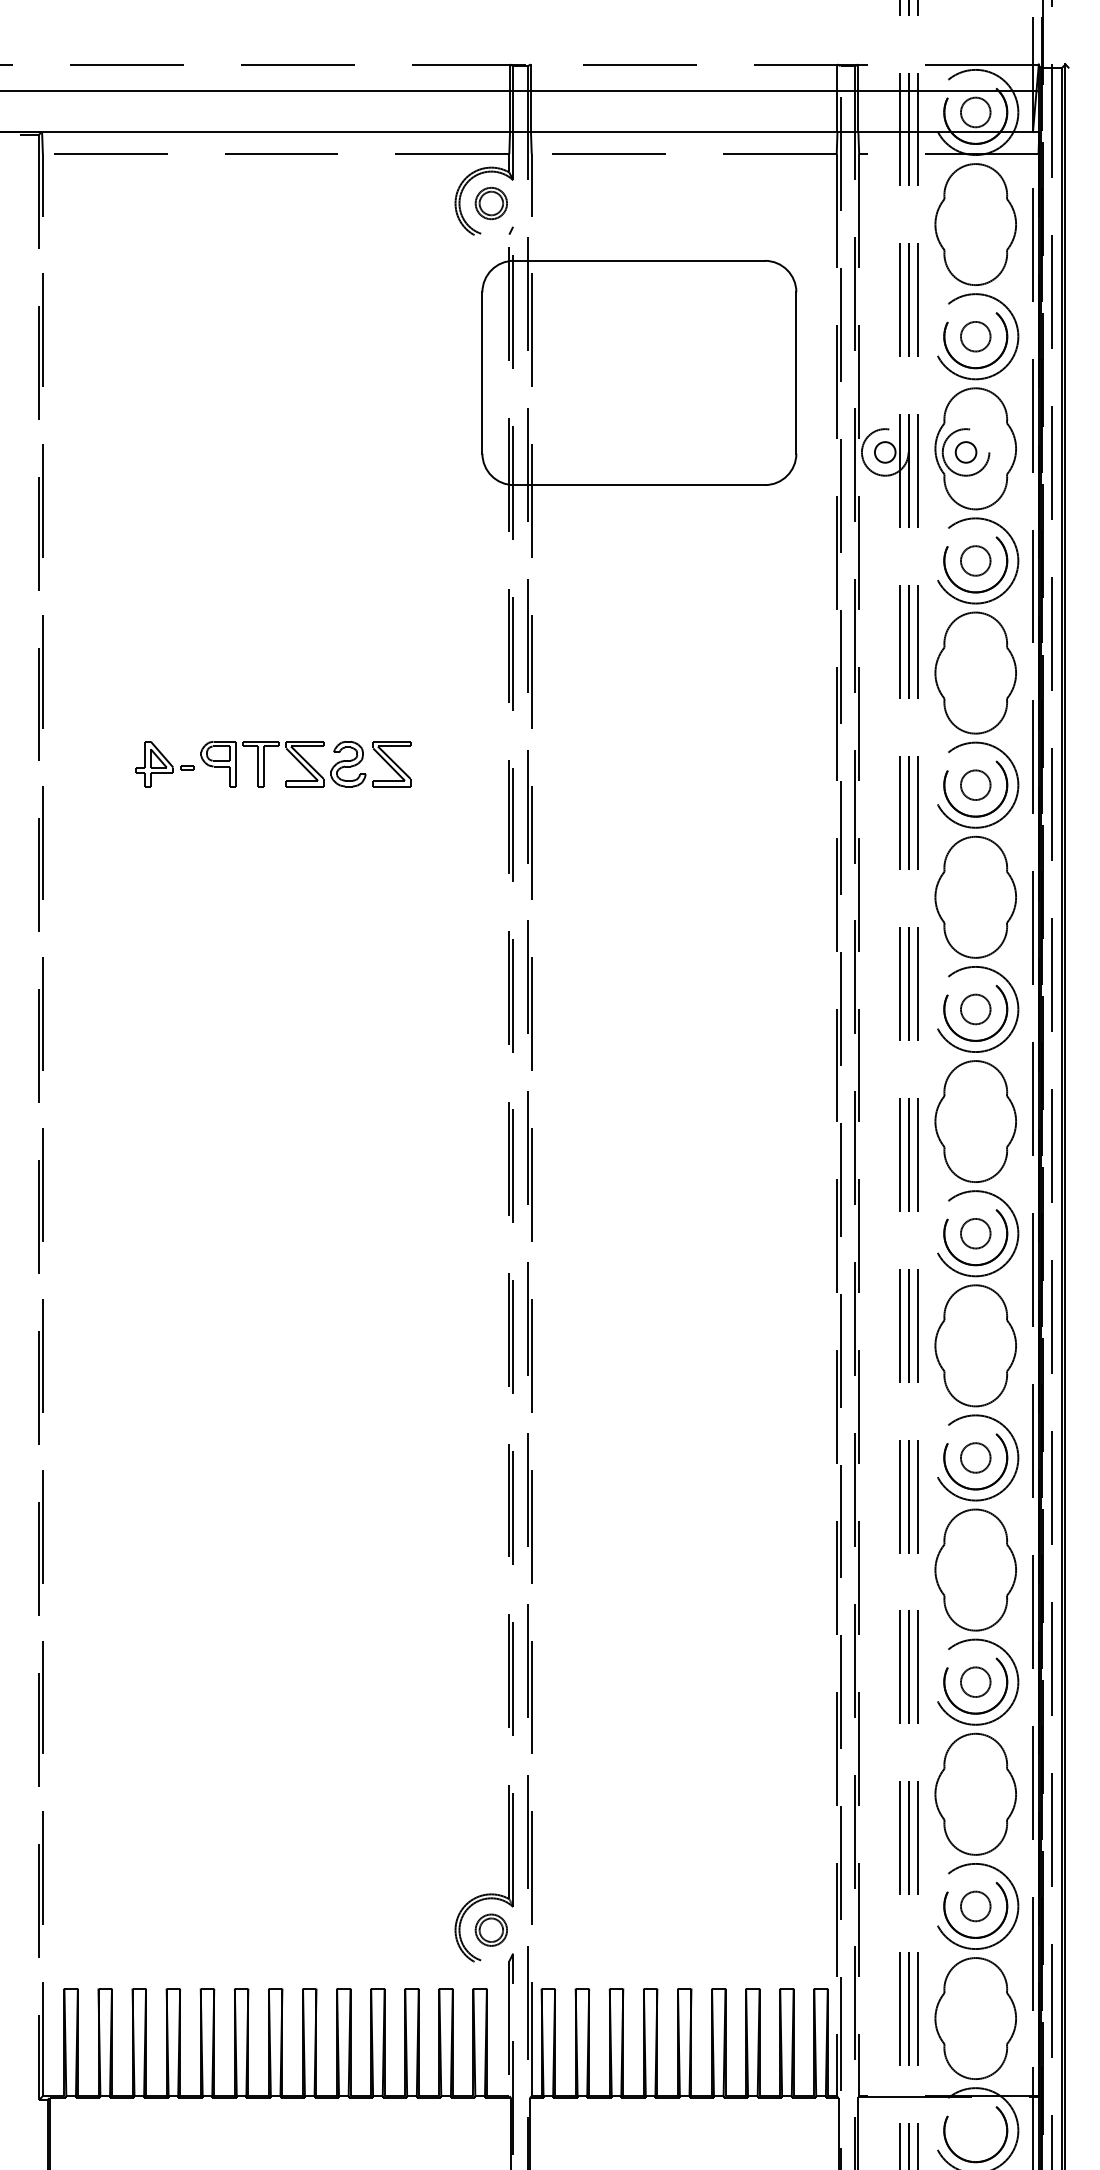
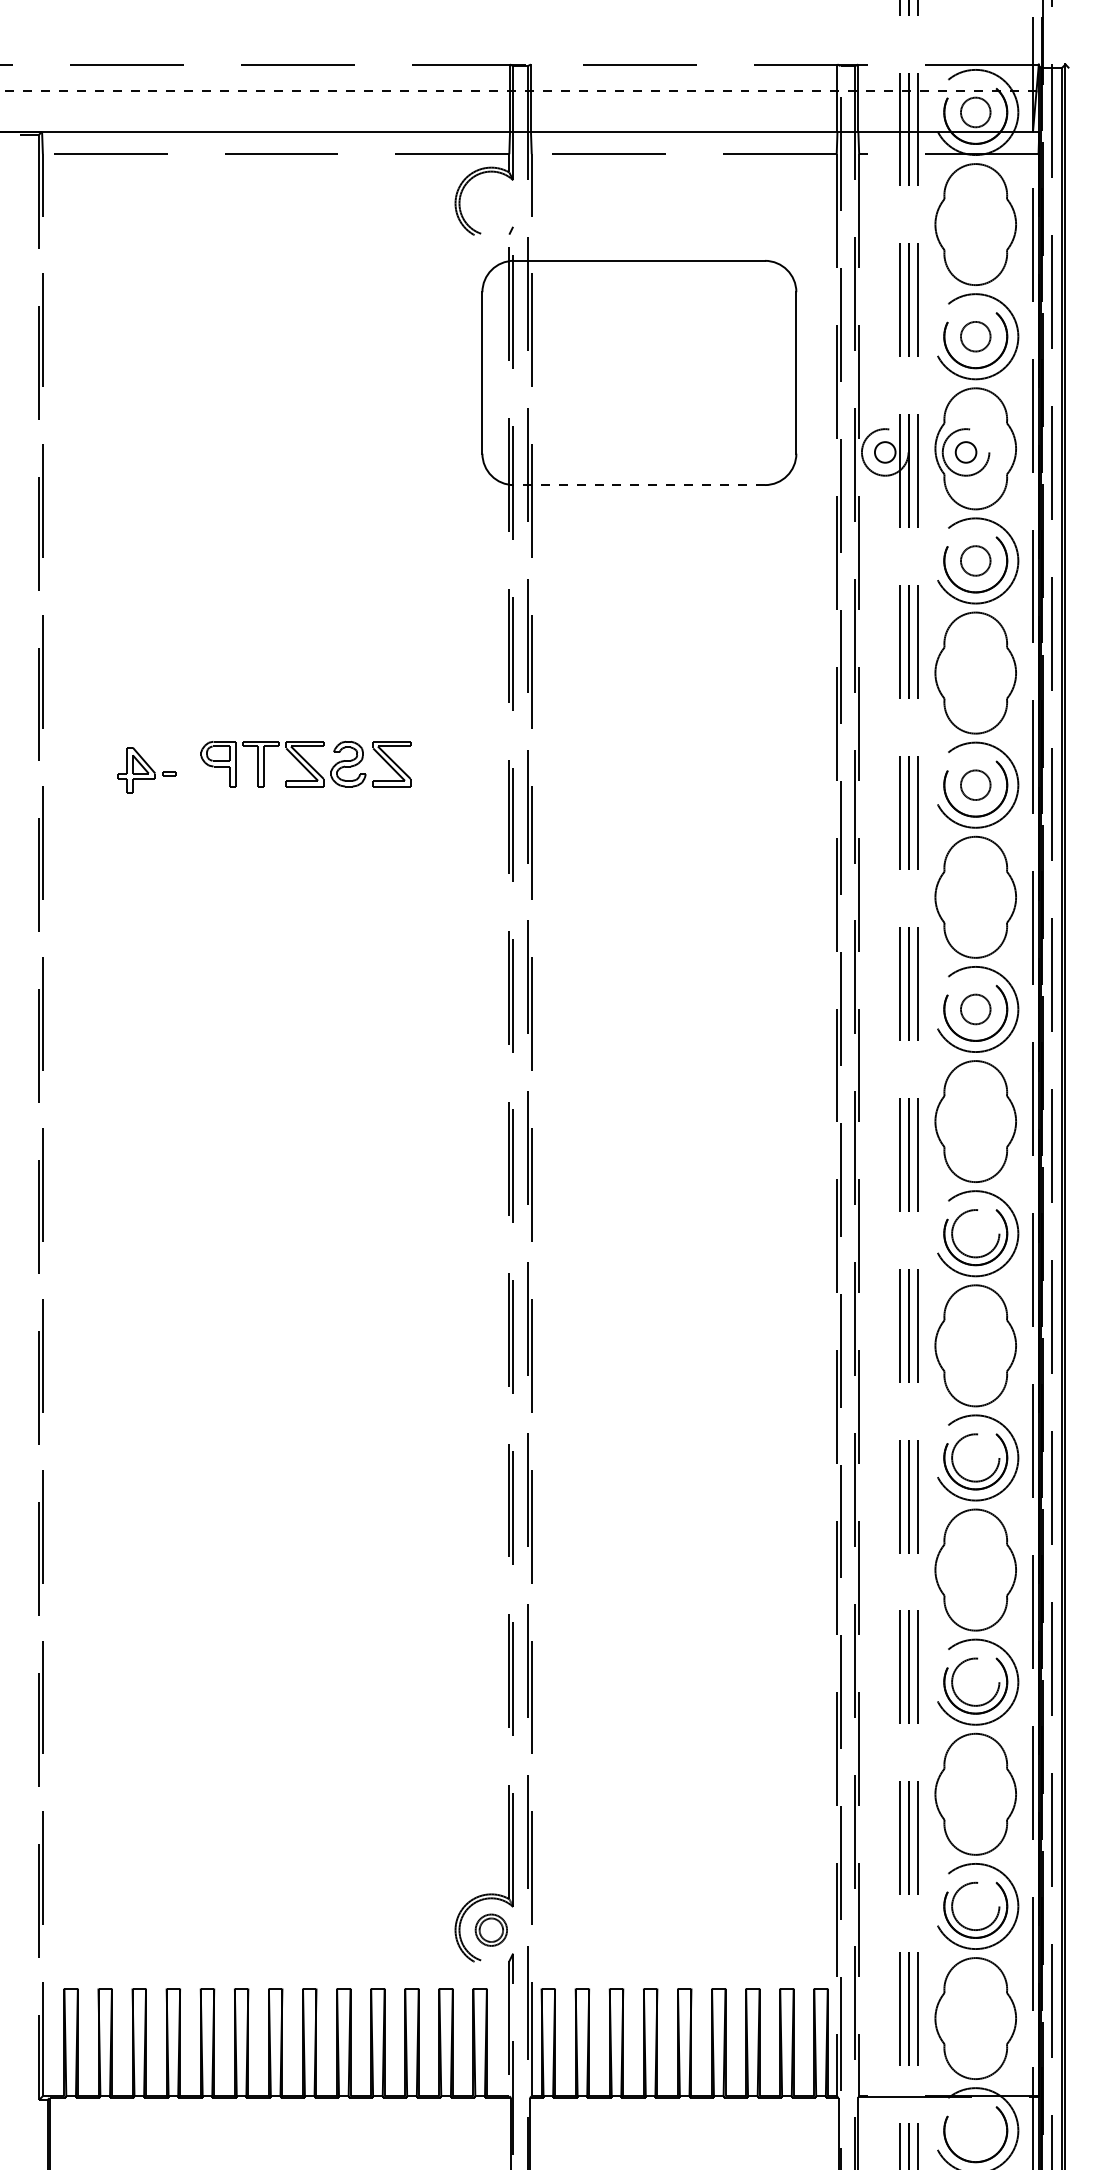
line: solid -> dashed (518, 91)
part: present -> none (490, 203)
line: solid -> dashed (639, 485)
part position: (164, 764) -> (146, 770) (146, 770)
circle diameter: 30 px -> 47 px (975, 1233)
circle diameter: 30 px -> 47 px (975, 1457)
circle diameter: 30 px -> 47 px (975, 1681)
circle diameter: 30 px -> 47 px (975, 1906)
